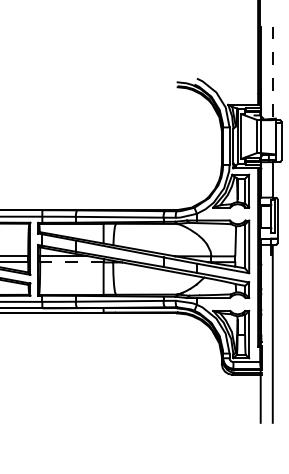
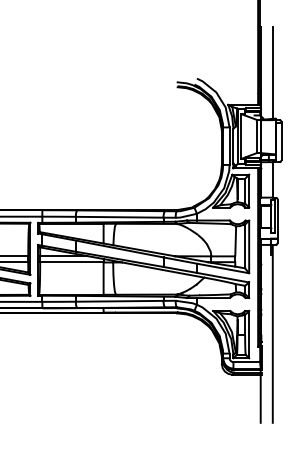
line: dashed -> solid (272, 73)
line: dashed -> solid (71, 262)
